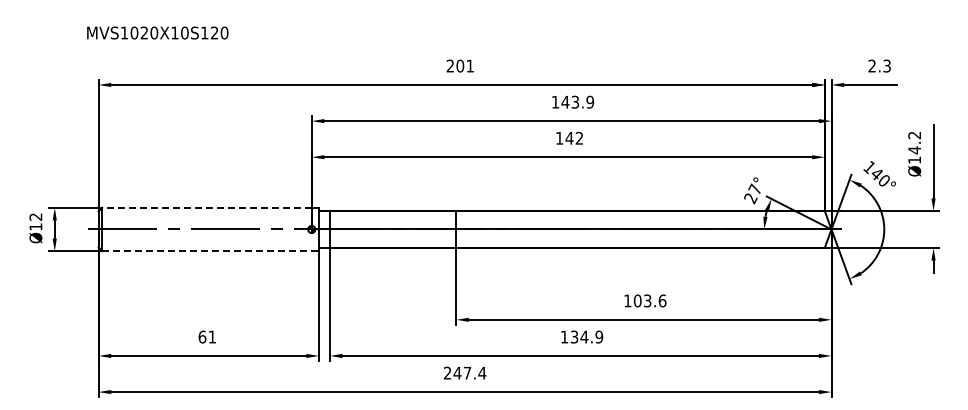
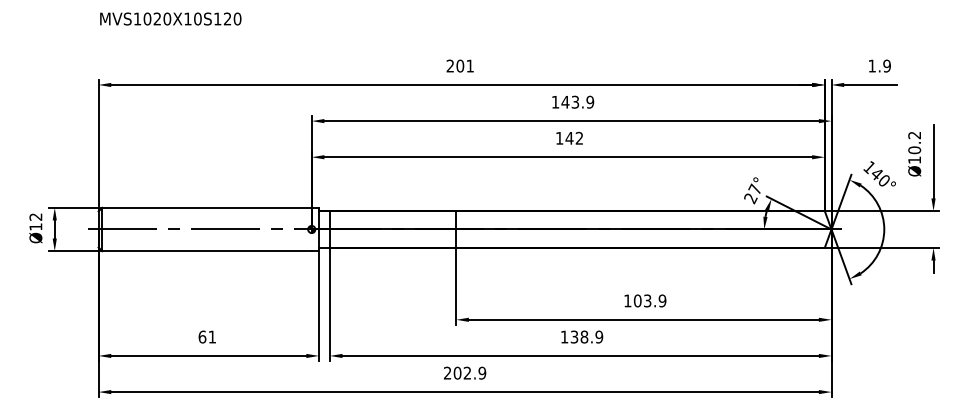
text position: (157, 32) -> (170, 18) (170, 18)
text: 2.3 -> 1.9 (879, 65)
text: Ø14.2 -> Ø10.2 (914, 150)
line: dashed -> solid (206, 207)
line: dashed -> solid (206, 251)
text: 103.6 -> 103.9 (662, 300)
text: 134.9 -> 138.9 (584, 336)
text: 247.4 -> 202.9 (469, 372)
